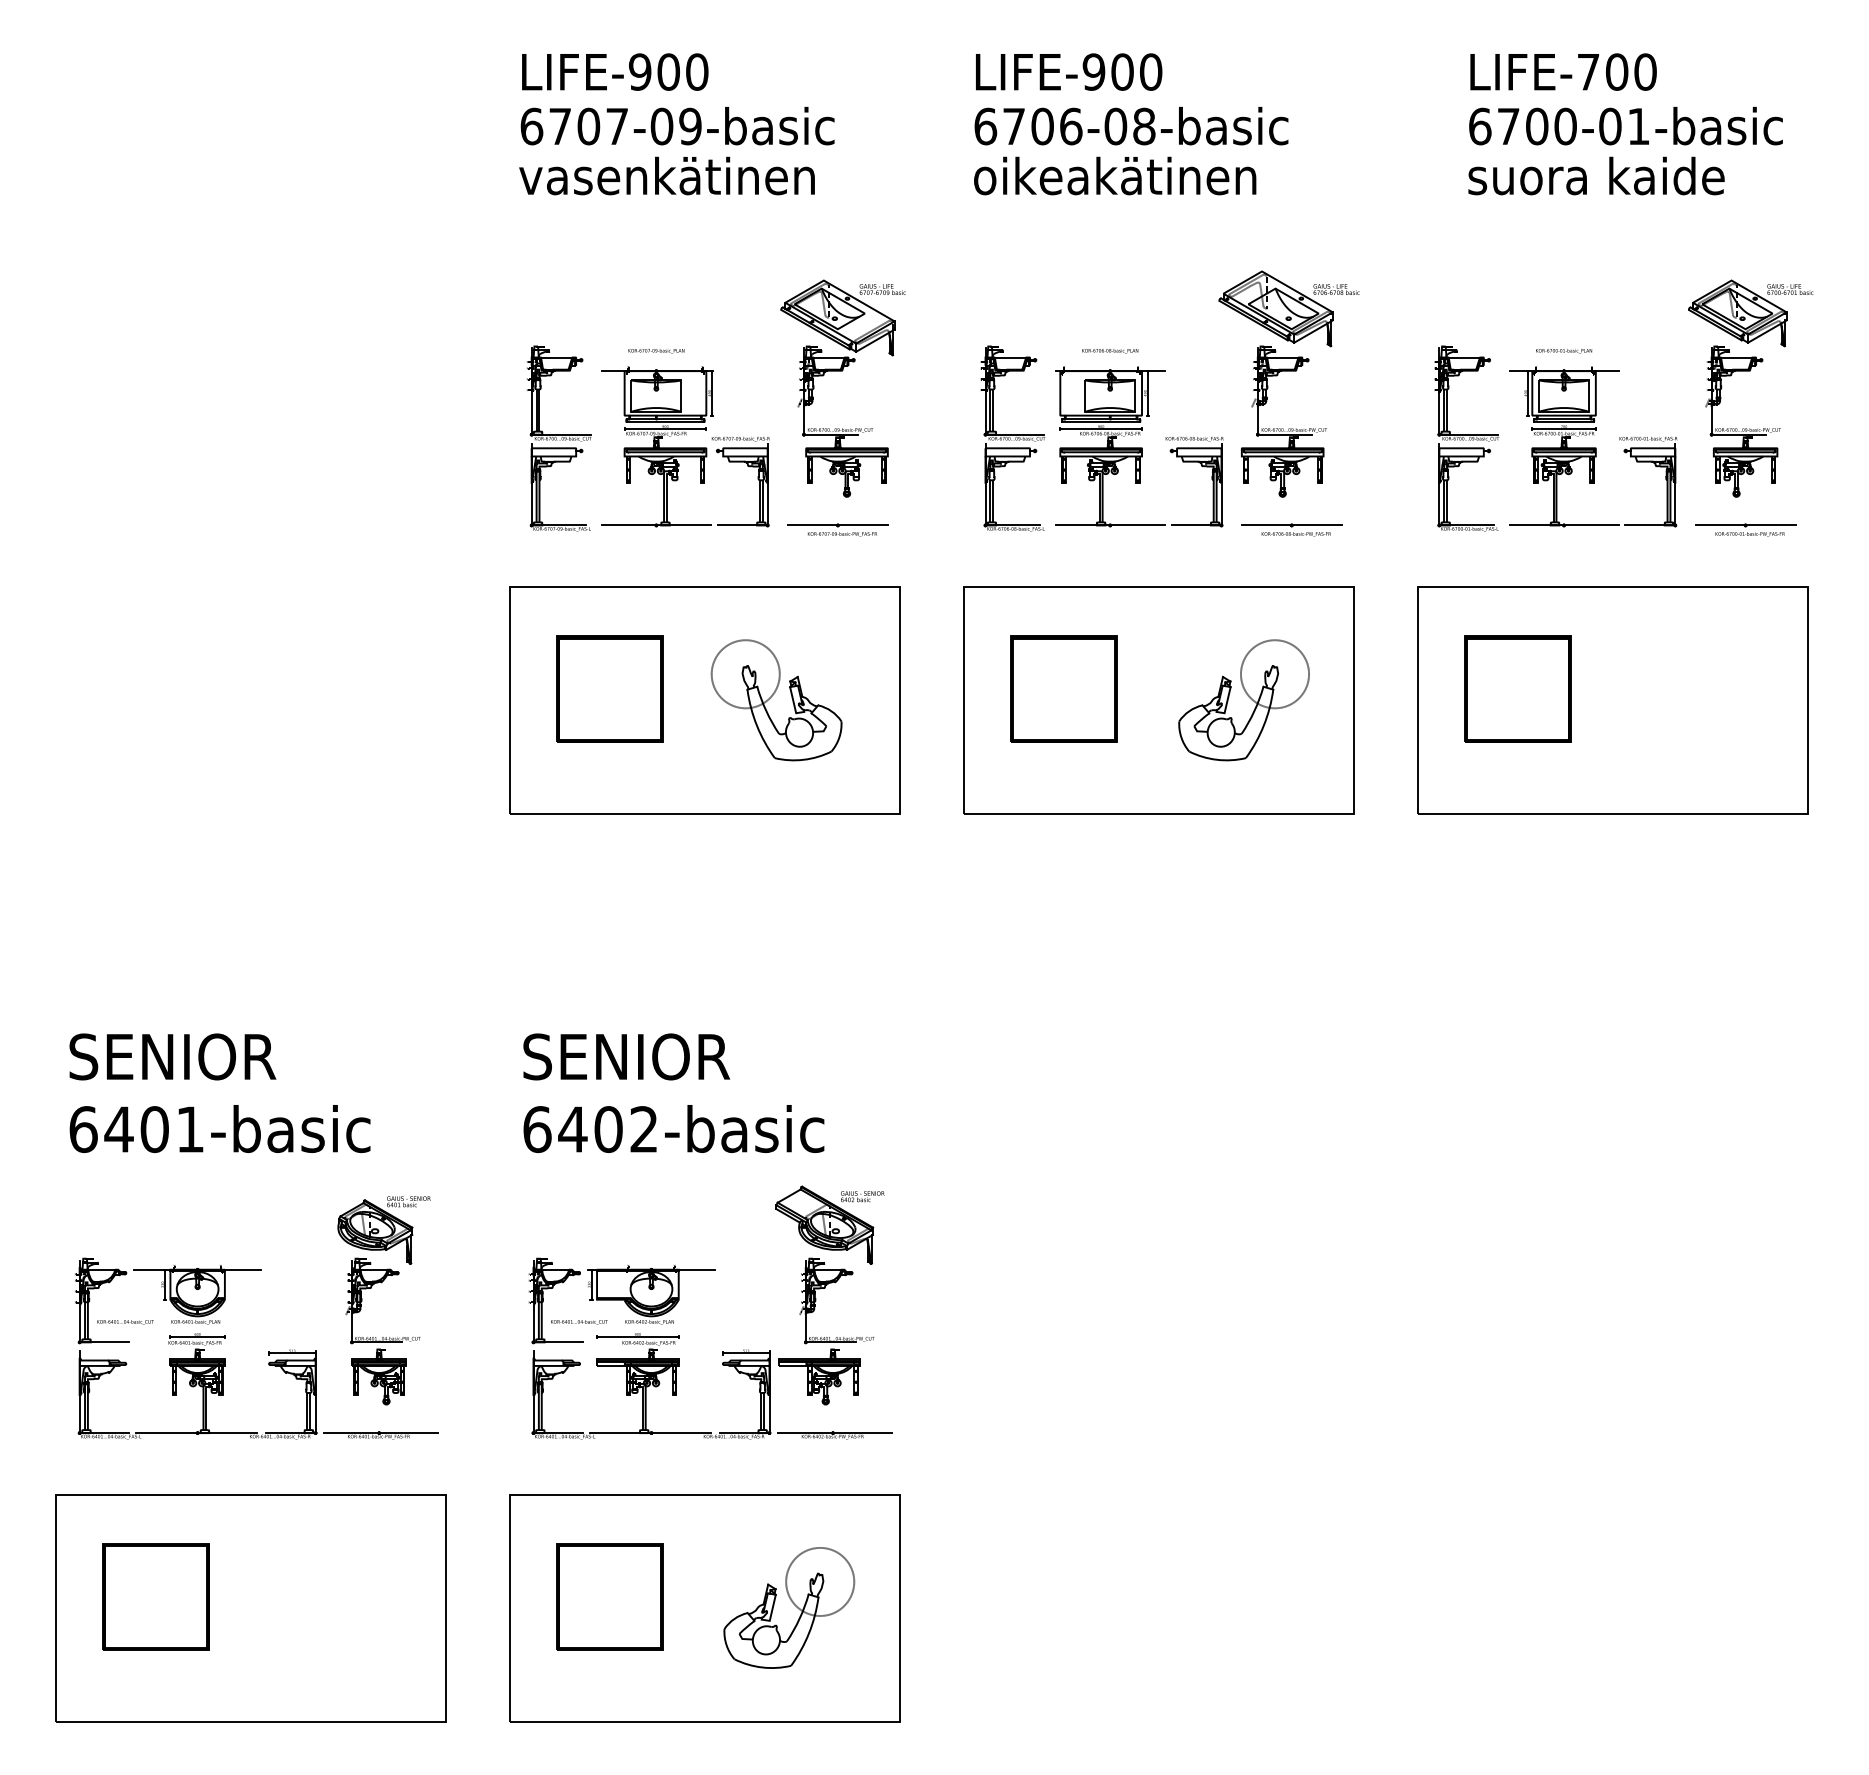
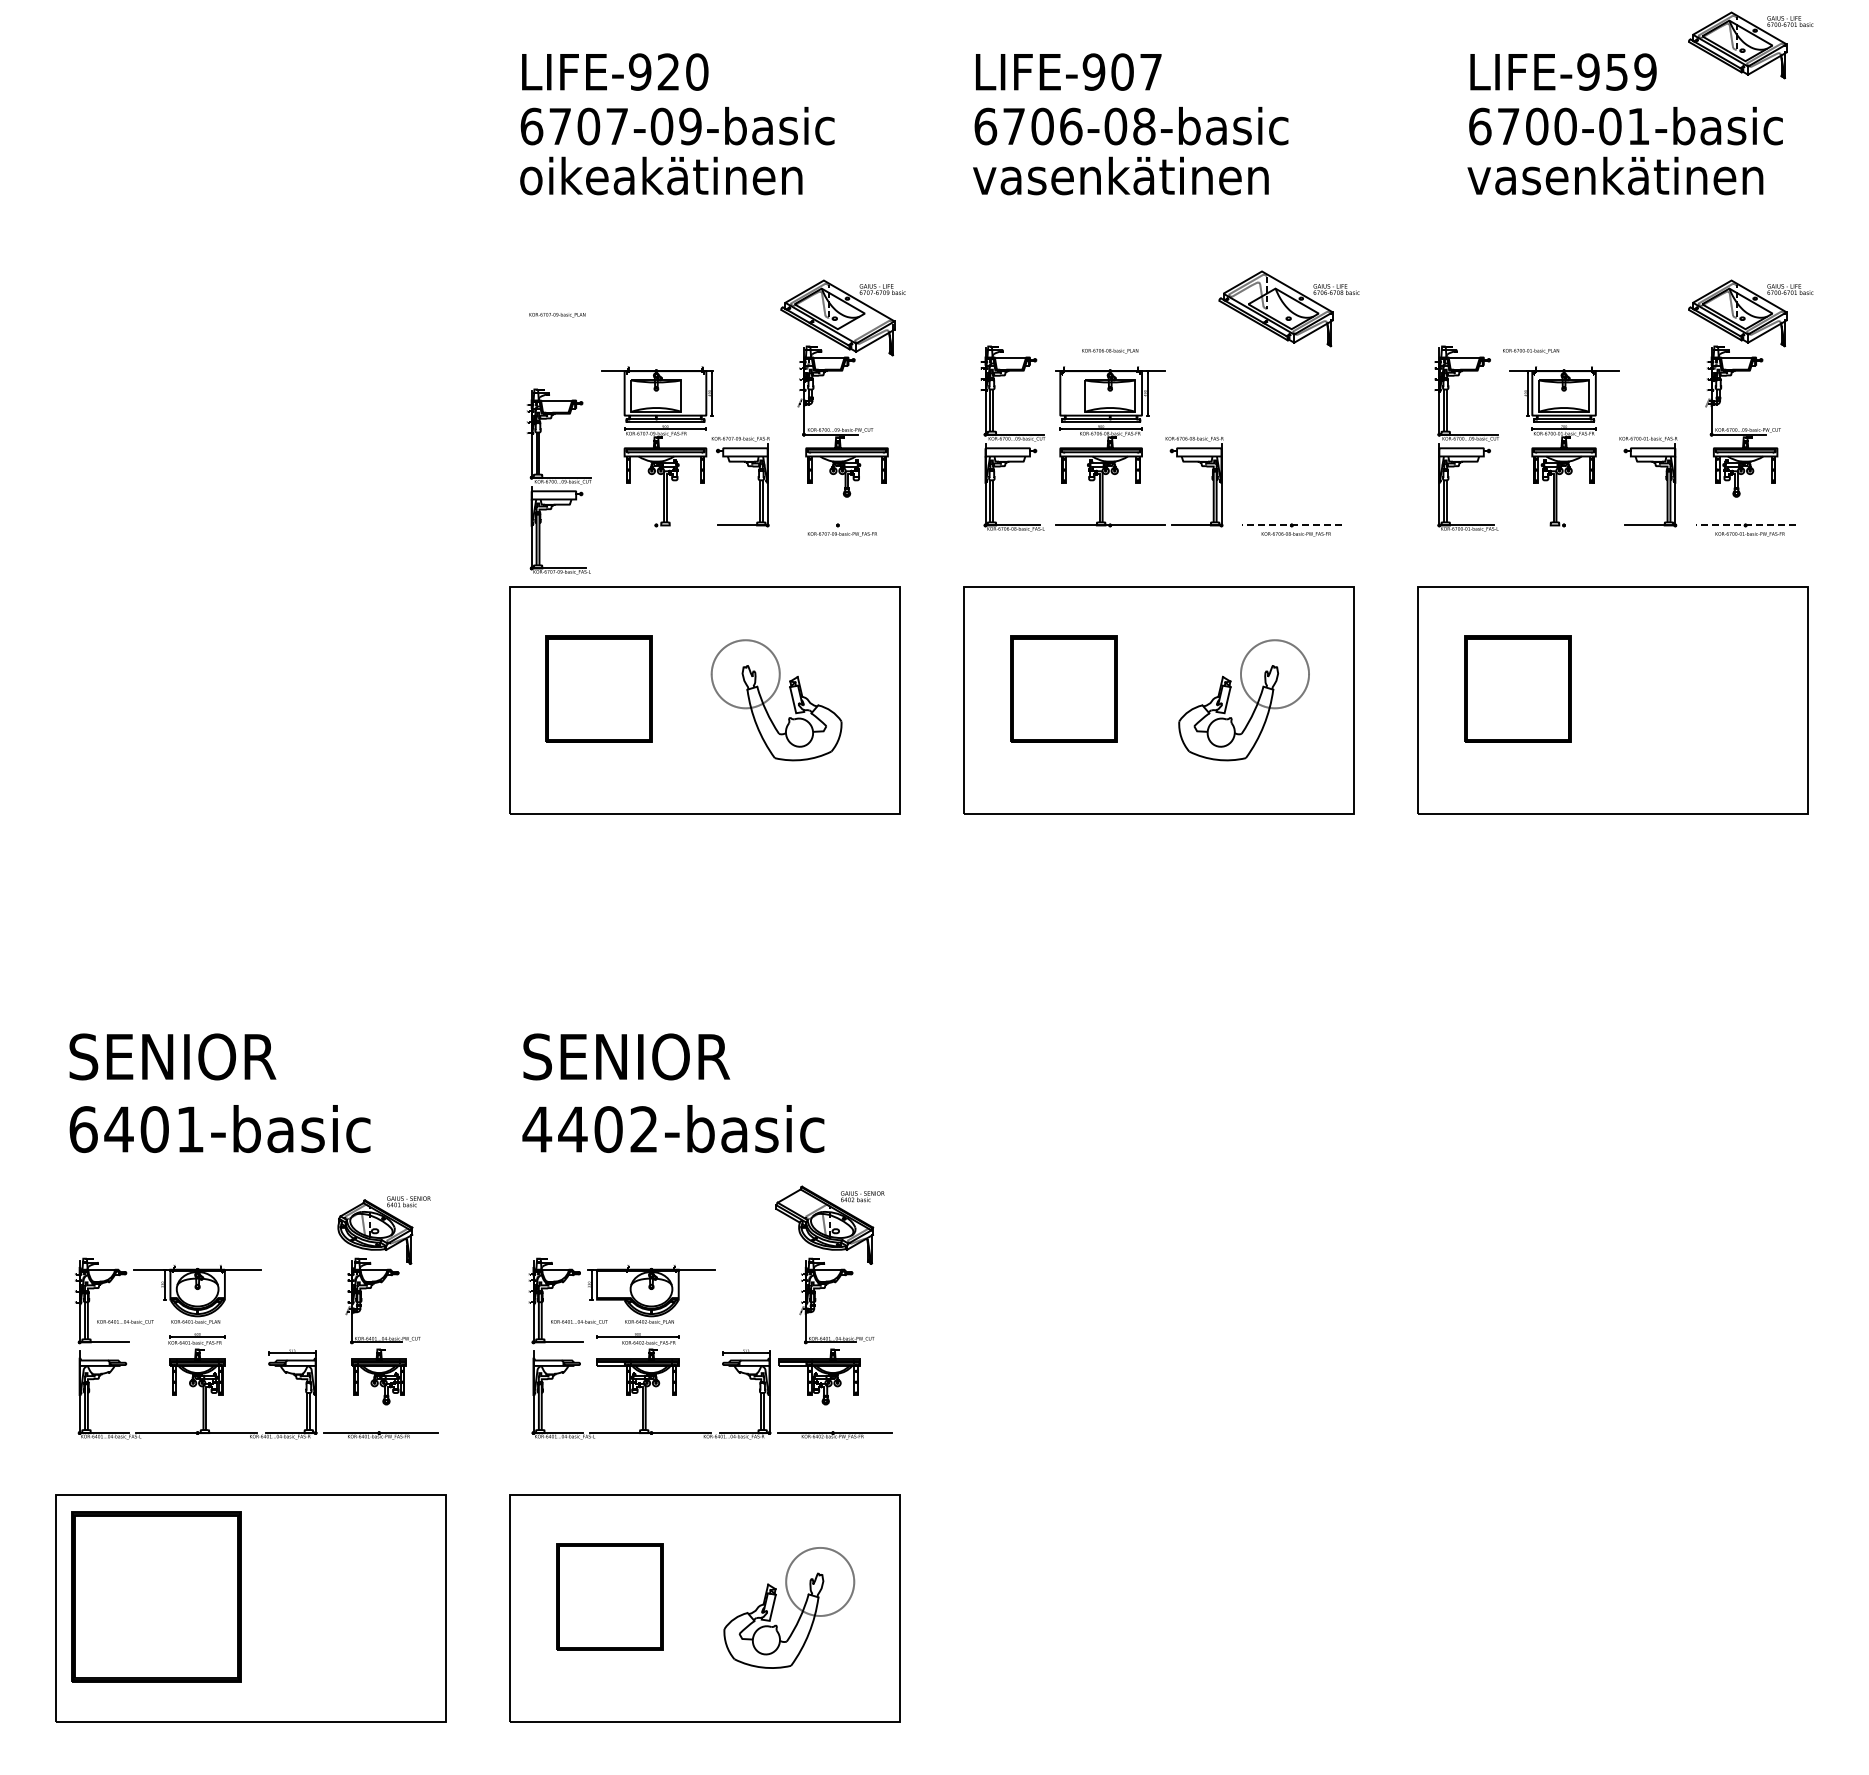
part: none -> present (1750, 45)
text: LIFE-900 -> LIFE-920 (668, 71)
text: LIFE-900 -> LIFE-907 (1150, 71)
text: LIFE-700 -> LIFE-959 (1616, 71)
text: vasenkätinen -> oikeakätinen (666, 175)
text: oikeakätinen -> vasenkätinen (1120, 175)
text: suora kaide -> vasenkätinen (1615, 175)
text position: (656, 351) -> (557, 315) (557, 315)
text position: (1564, 351) -> (1531, 351) (1531, 351)
part: present -> none (1283, 428)
part position: (558, 438) -> (558, 481) (558, 481)
line: present -> none (655, 525)
line: present -> none (837, 525)
line: solid -> dashed (1291, 525)
line: present -> none (1563, 525)
line: solid -> dashed (1745, 525)
part position: (609, 688) -> (598, 688) (598, 688)
text: 6402-basic -> 4402-basic (537, 1129)
part size: 108x108 px -> 171x172 px (156, 1596)
